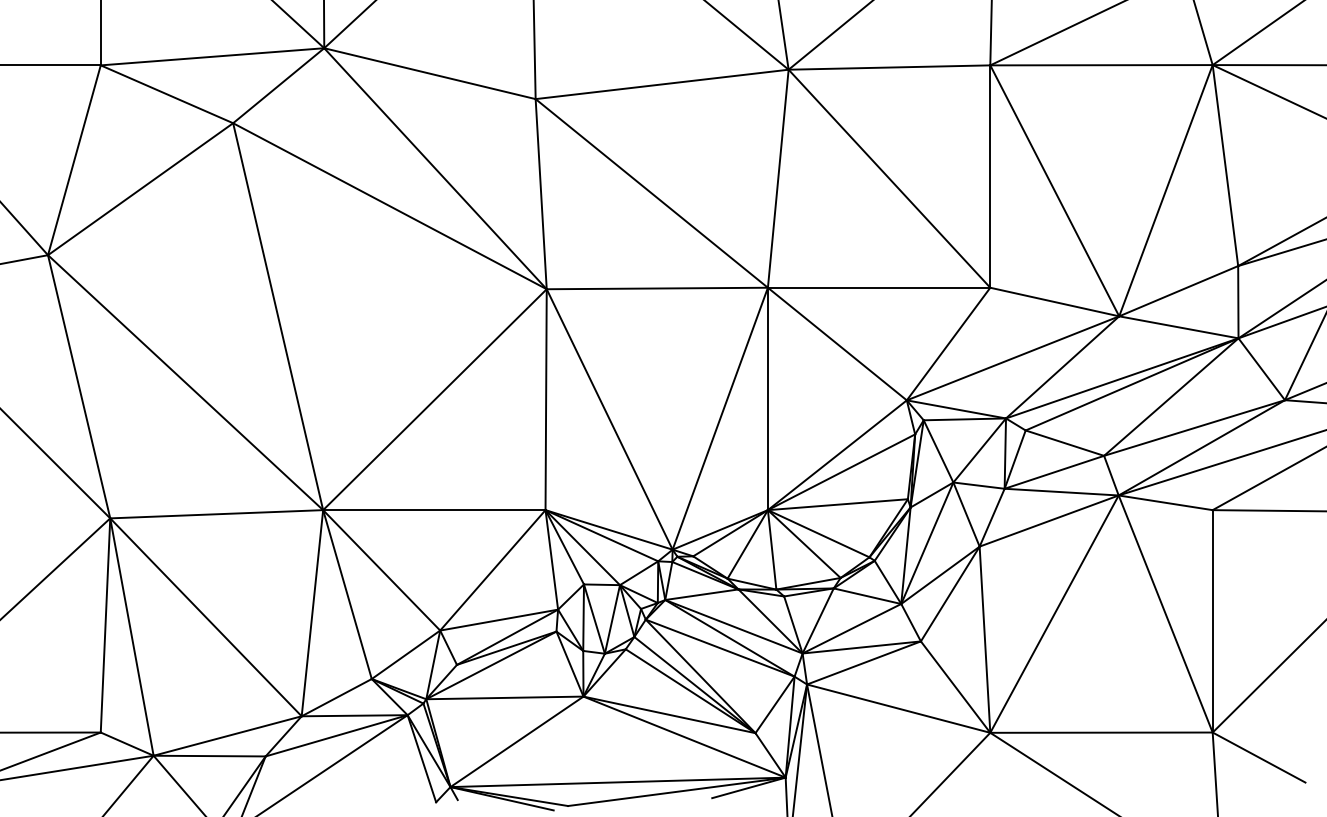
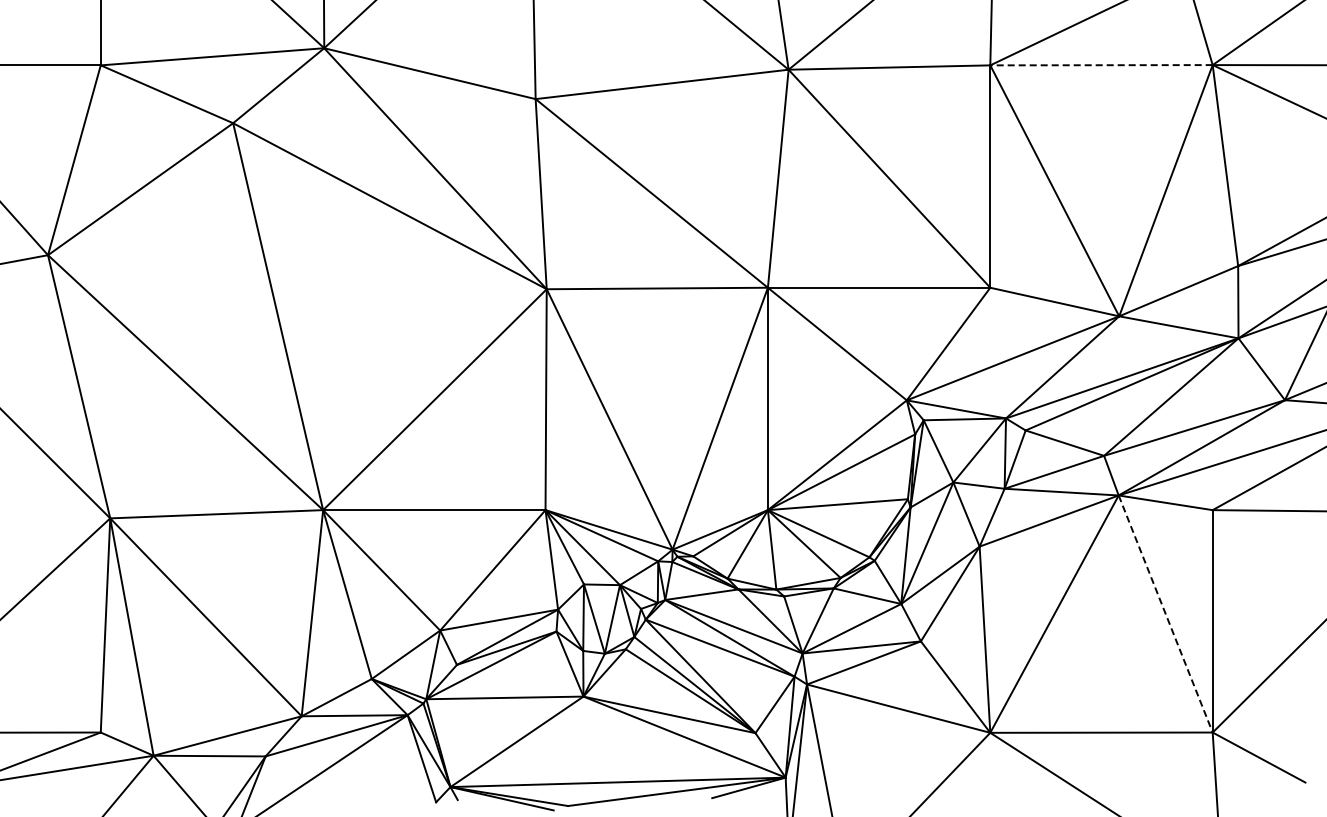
line: solid -> dashed (1101, 65)
line: solid -> dashed (1165, 614)
